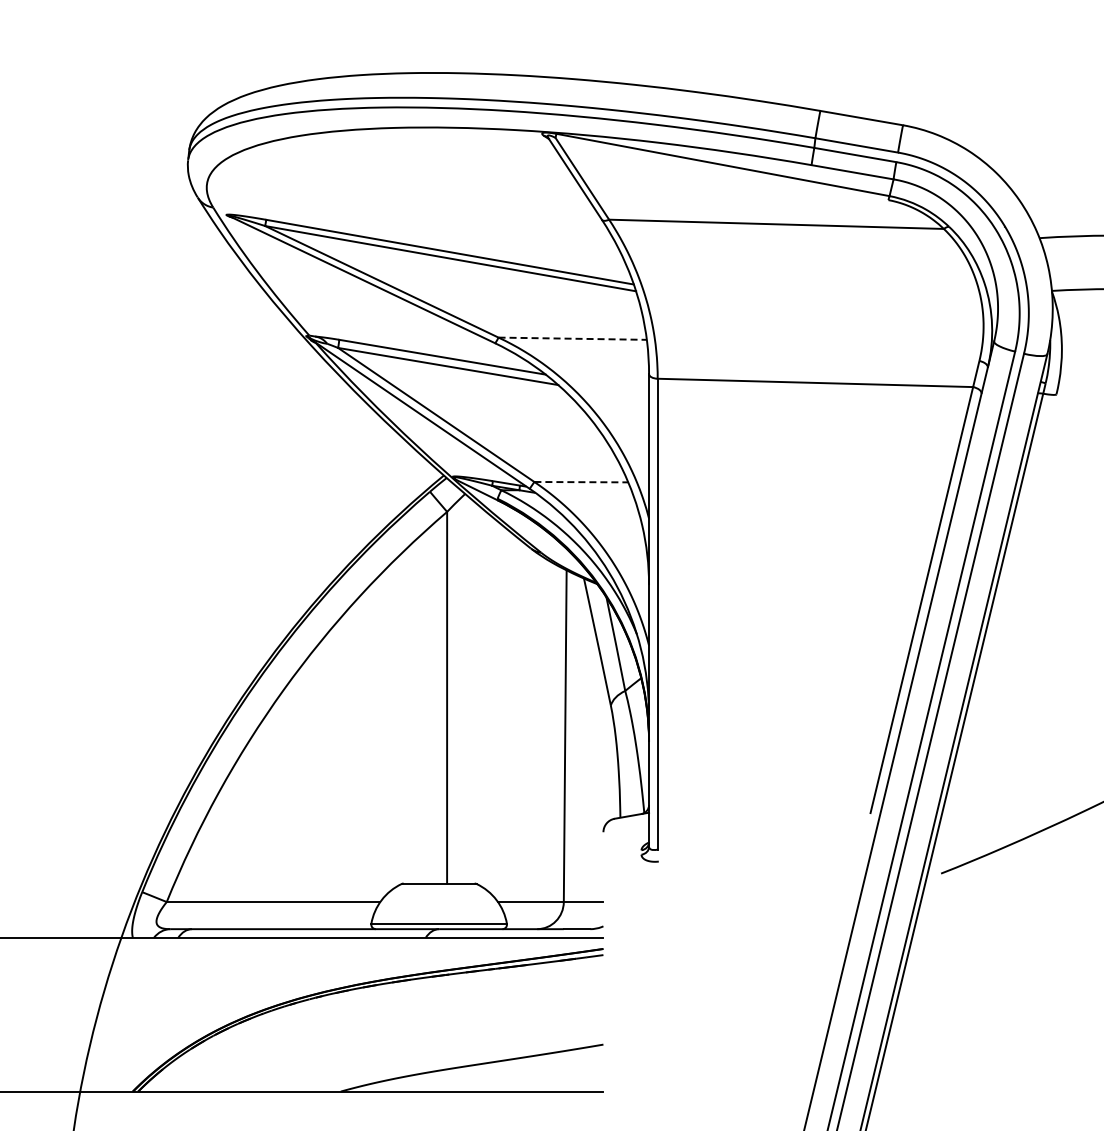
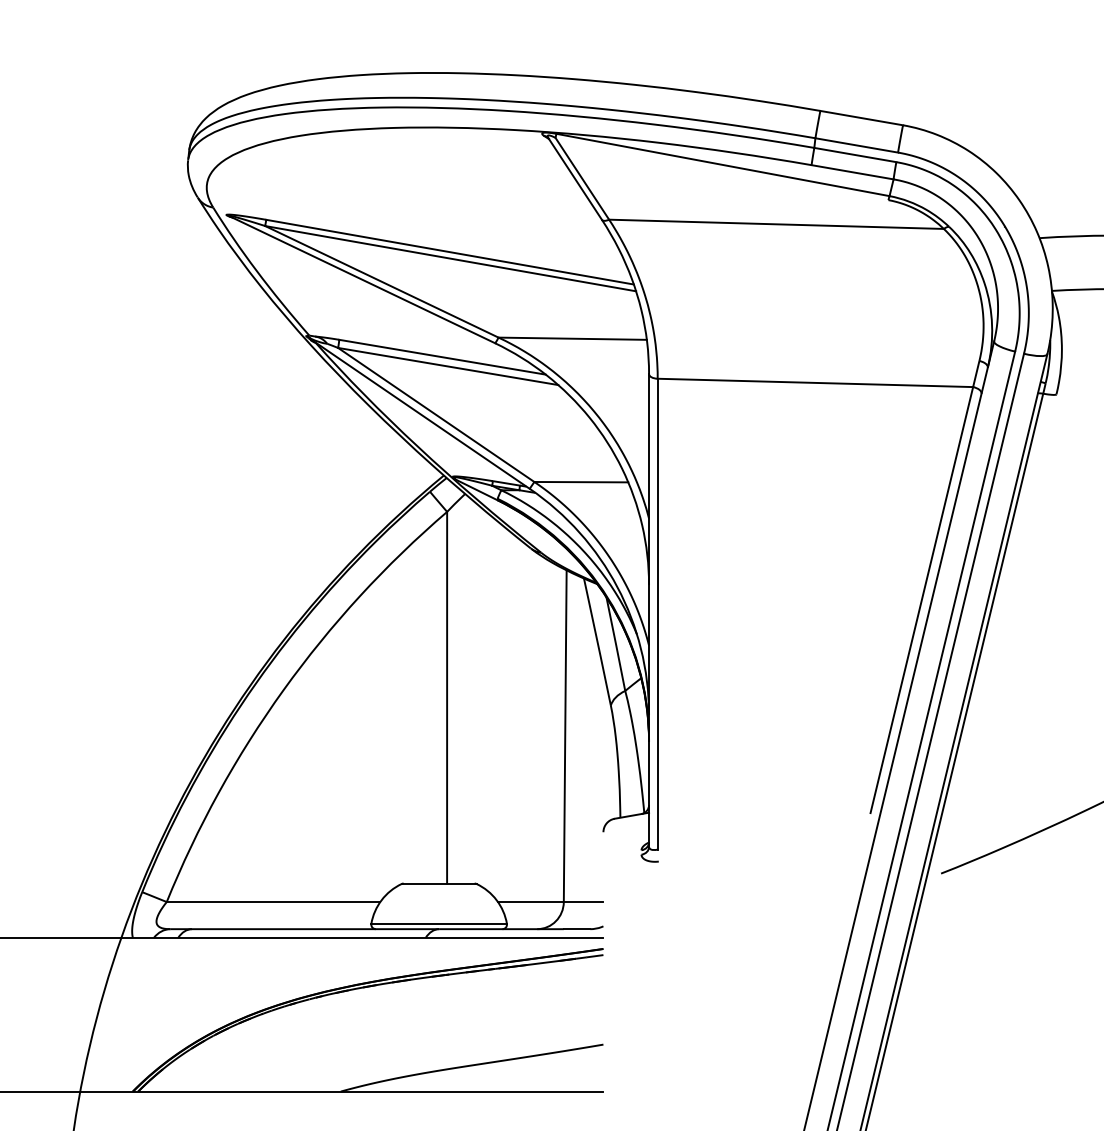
line: dashed -> solid (573, 338)
line: dashed -> solid (581, 482)
